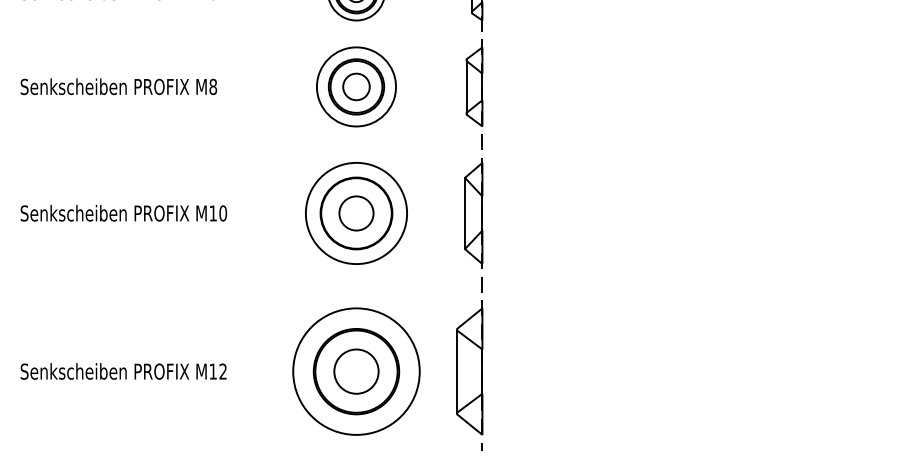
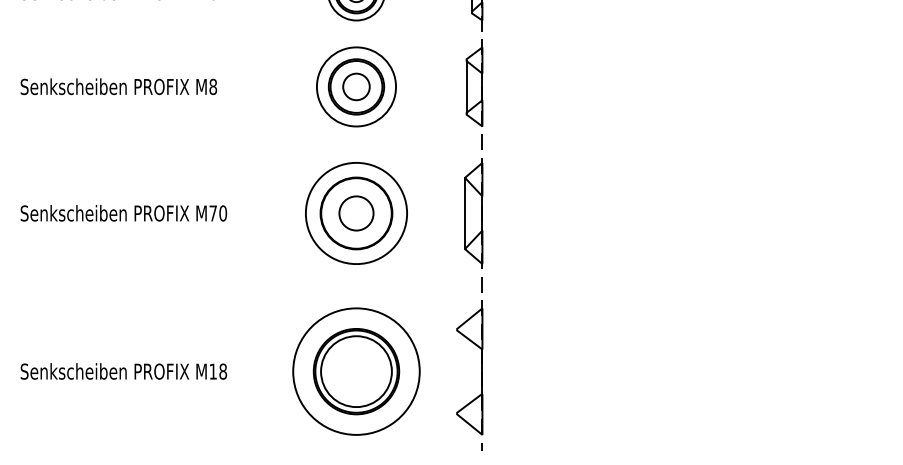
text: M10 -> M70 (212, 213)
text: M12 -> M18 (223, 371)
circle diameter: 44 px -> 71 px (356, 371)
line: present -> none (457, 371)
